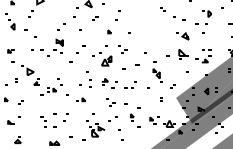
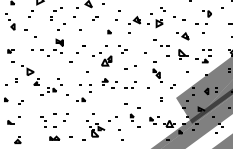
part: none -> present (56, 13)
part: none -> present (145, 20)
part: none -> present (161, 42)
part size: 18x6 px -> 13x5 px (130, 67)
part position: (90, 83) -> (90, 88) (90, 88)
part: present -> none (110, 102)
part position: (54, 142) -> (54, 137) (54, 137)
